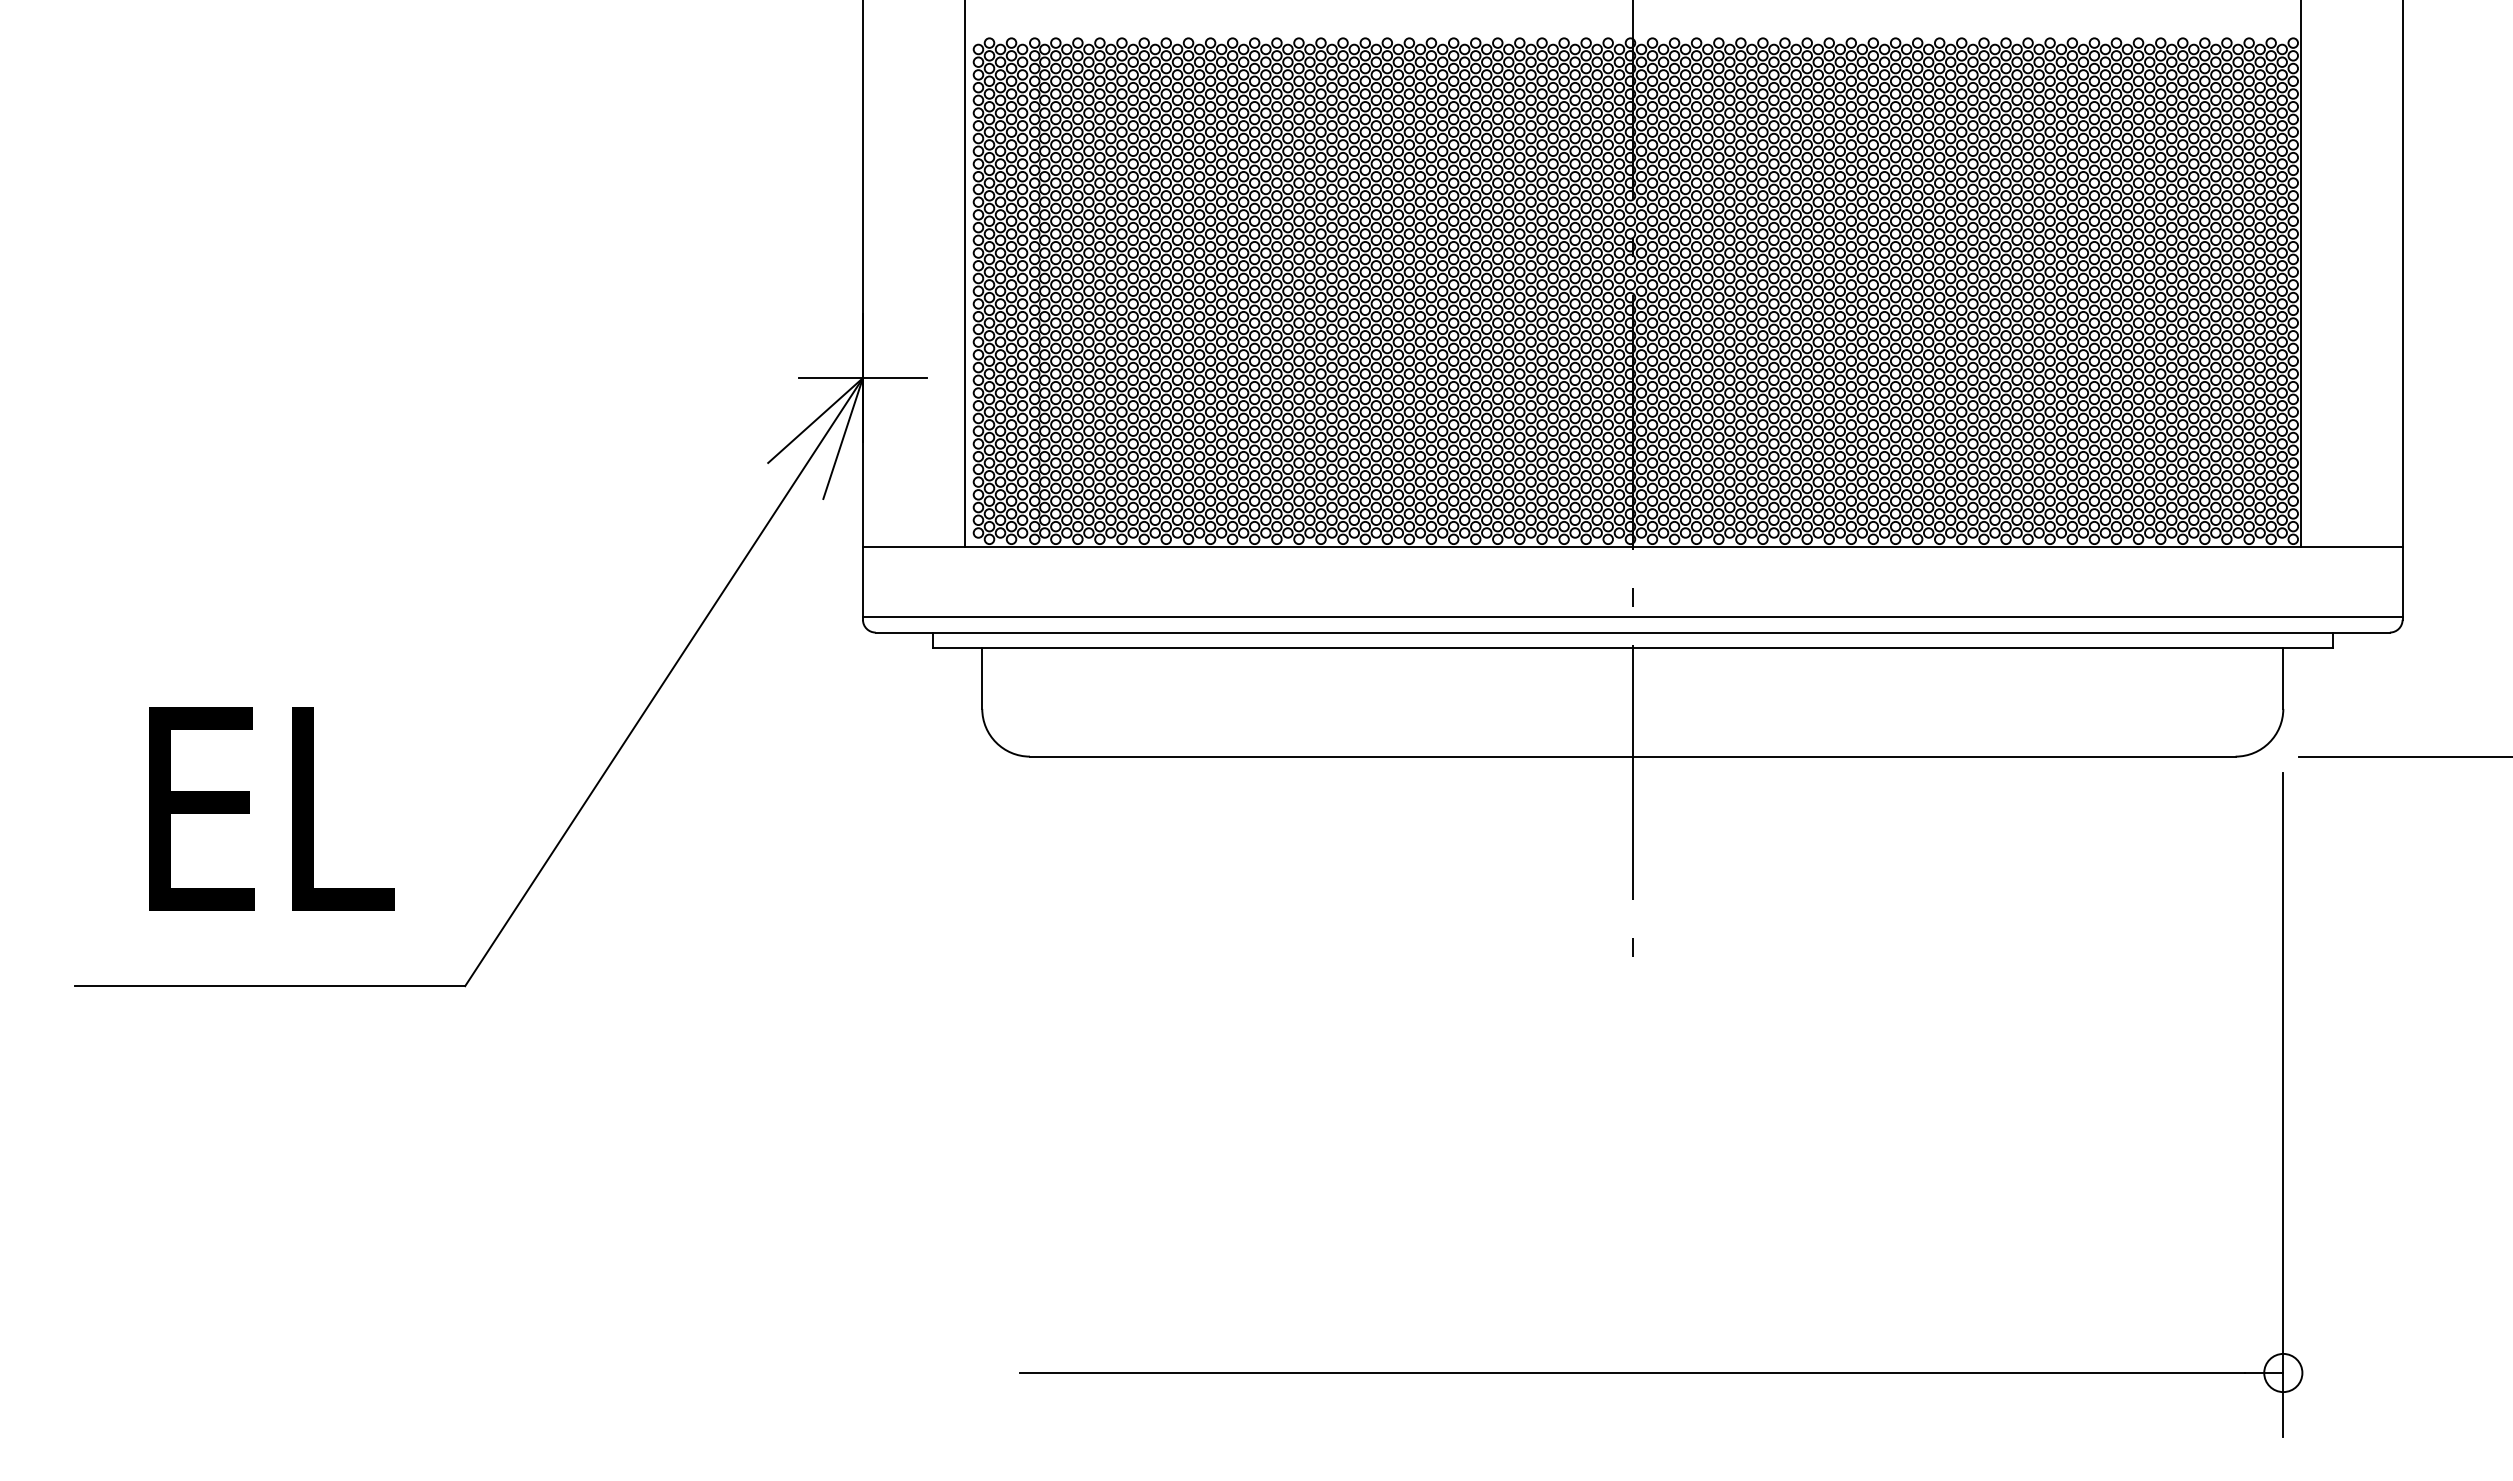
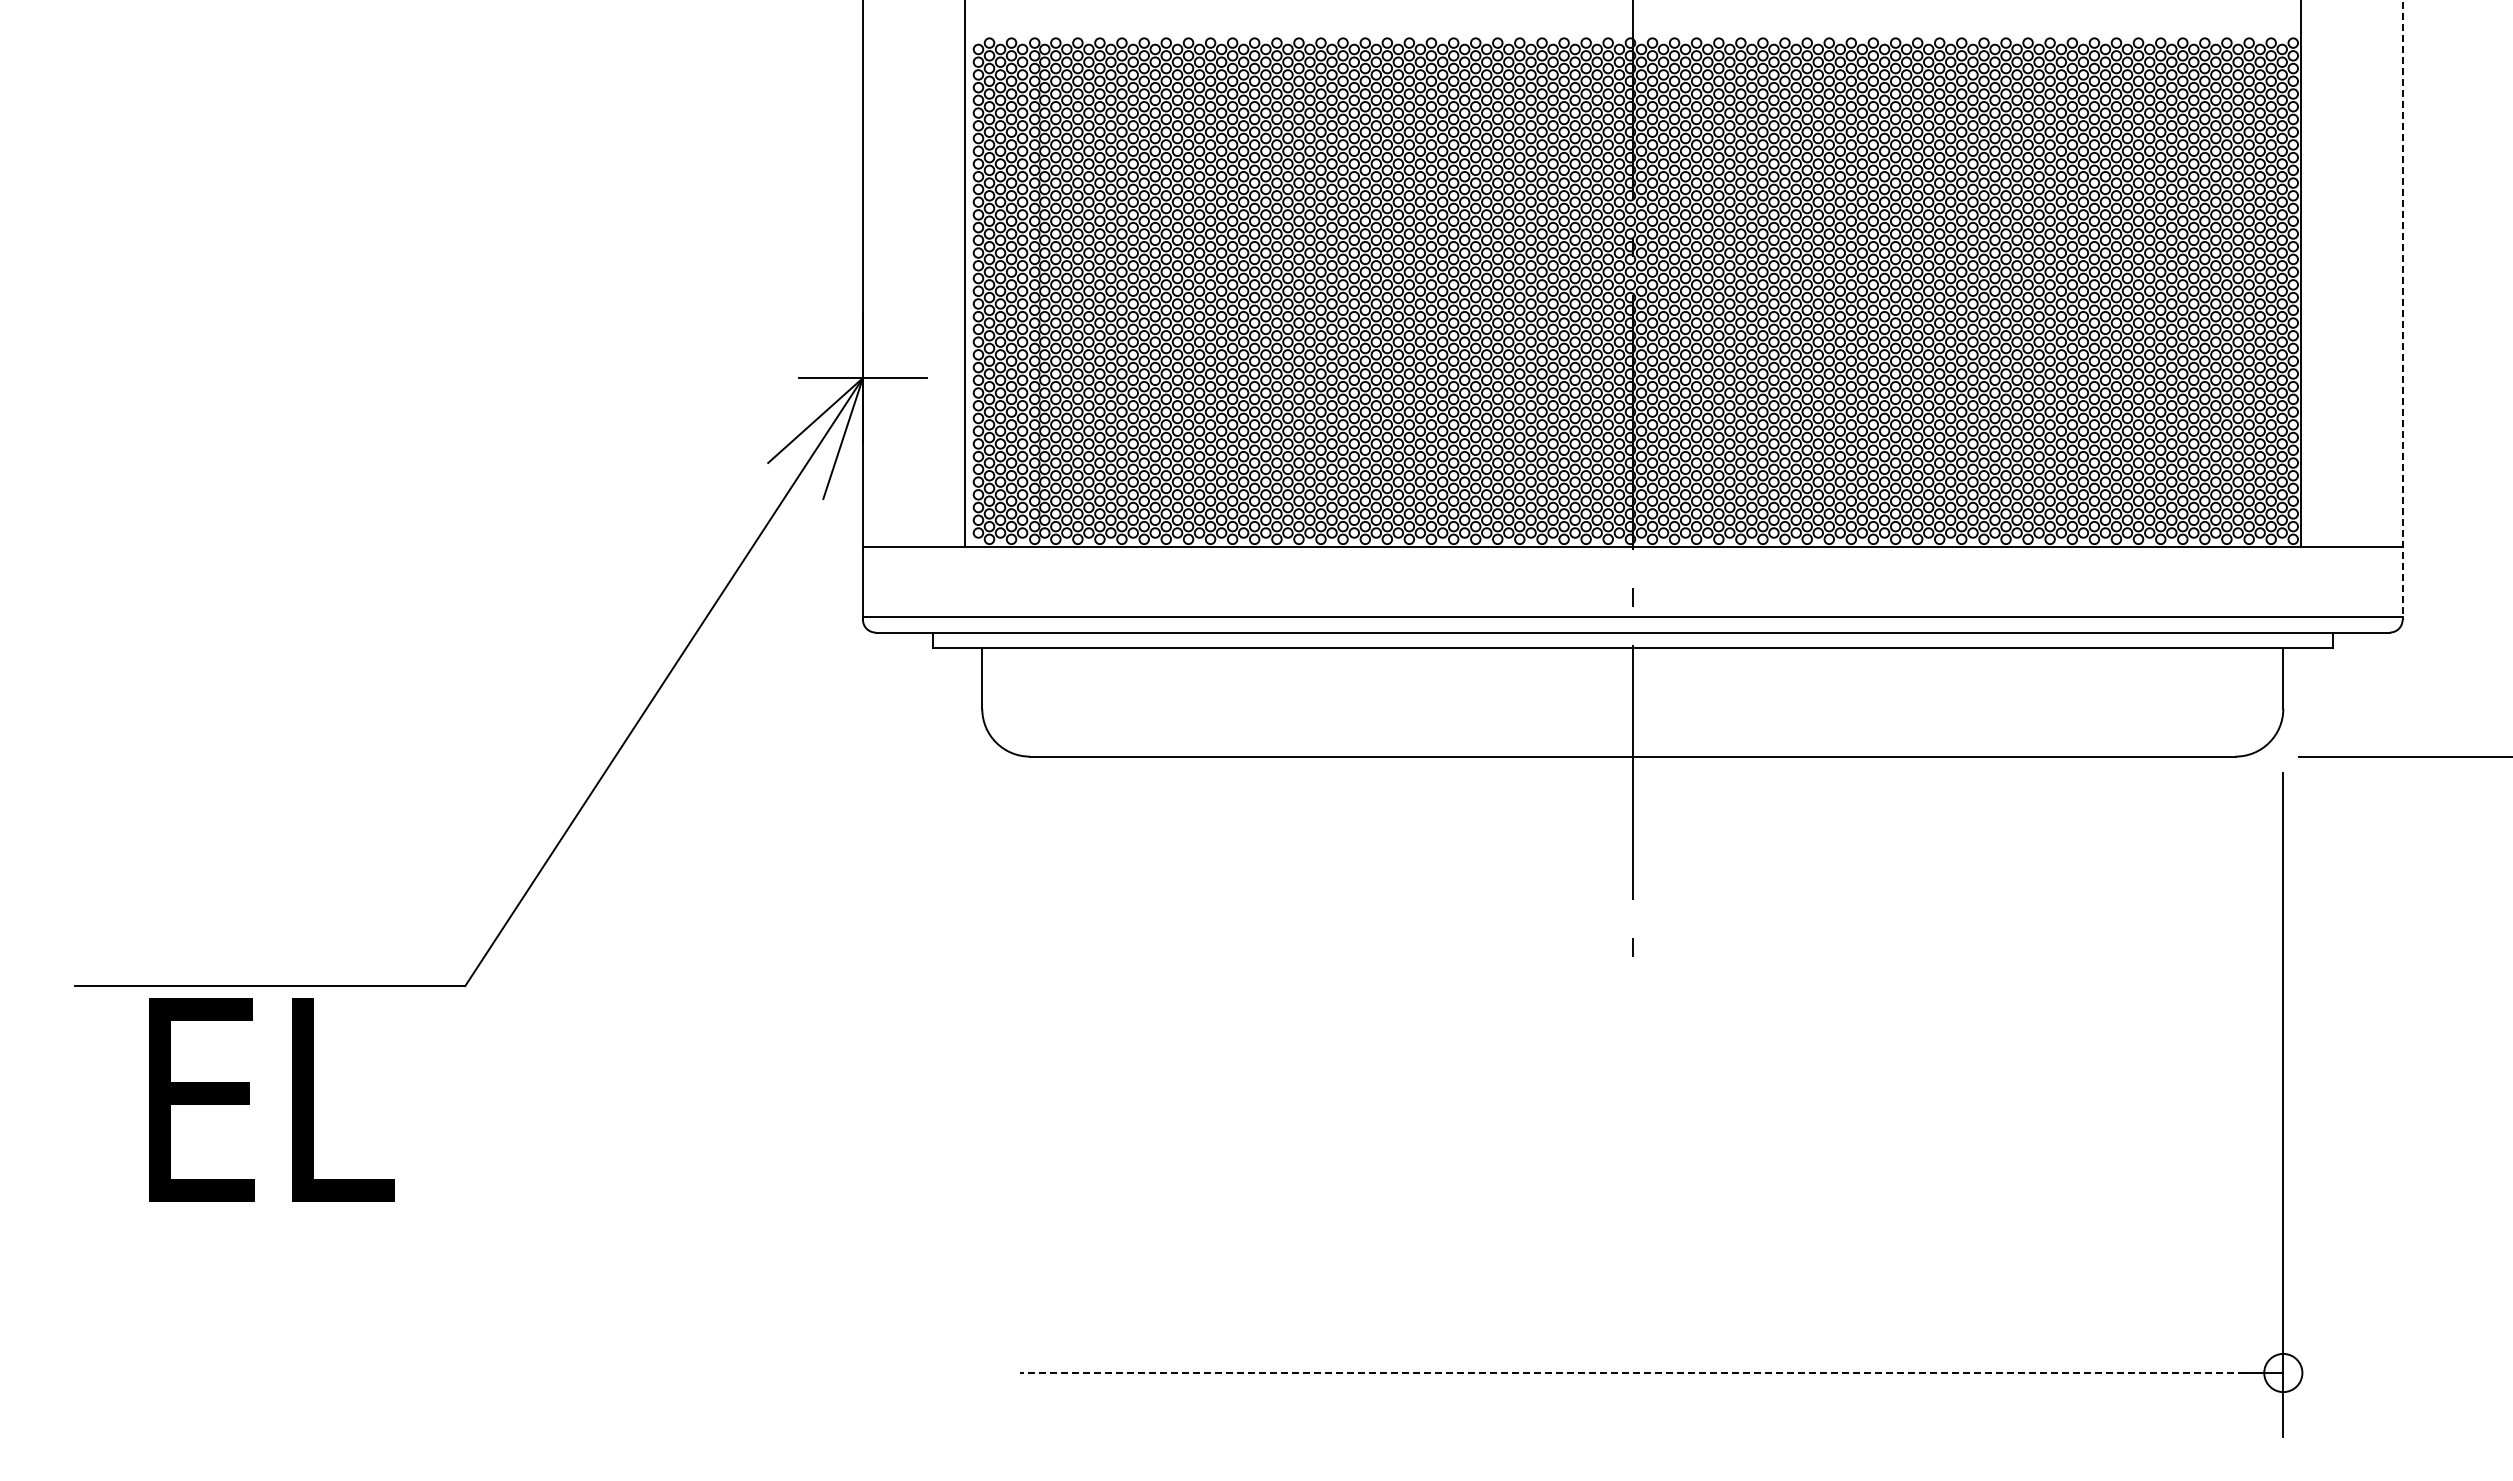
line: solid -> dashed (2402, 309)
text position: (271, 808) -> (271, 1099) (271, 1099)
line: solid -> dashed (1632, 1373)
